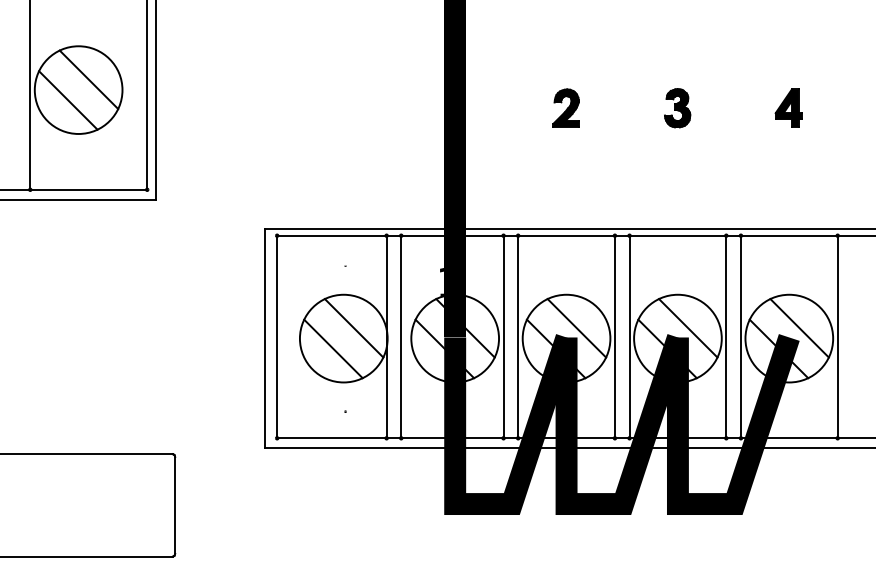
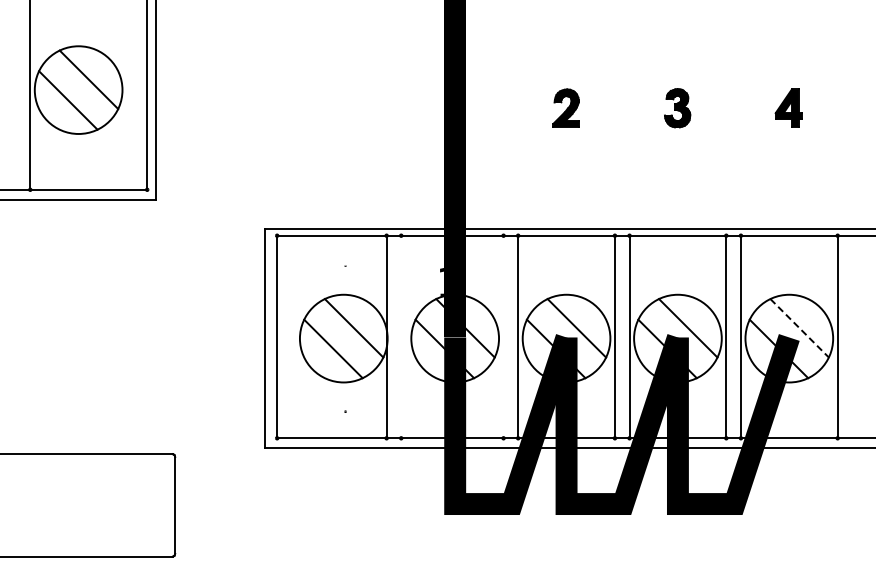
line: solid -> dashed (800, 328)
line: present -> none (401, 336)
line: present -> none (503, 336)
